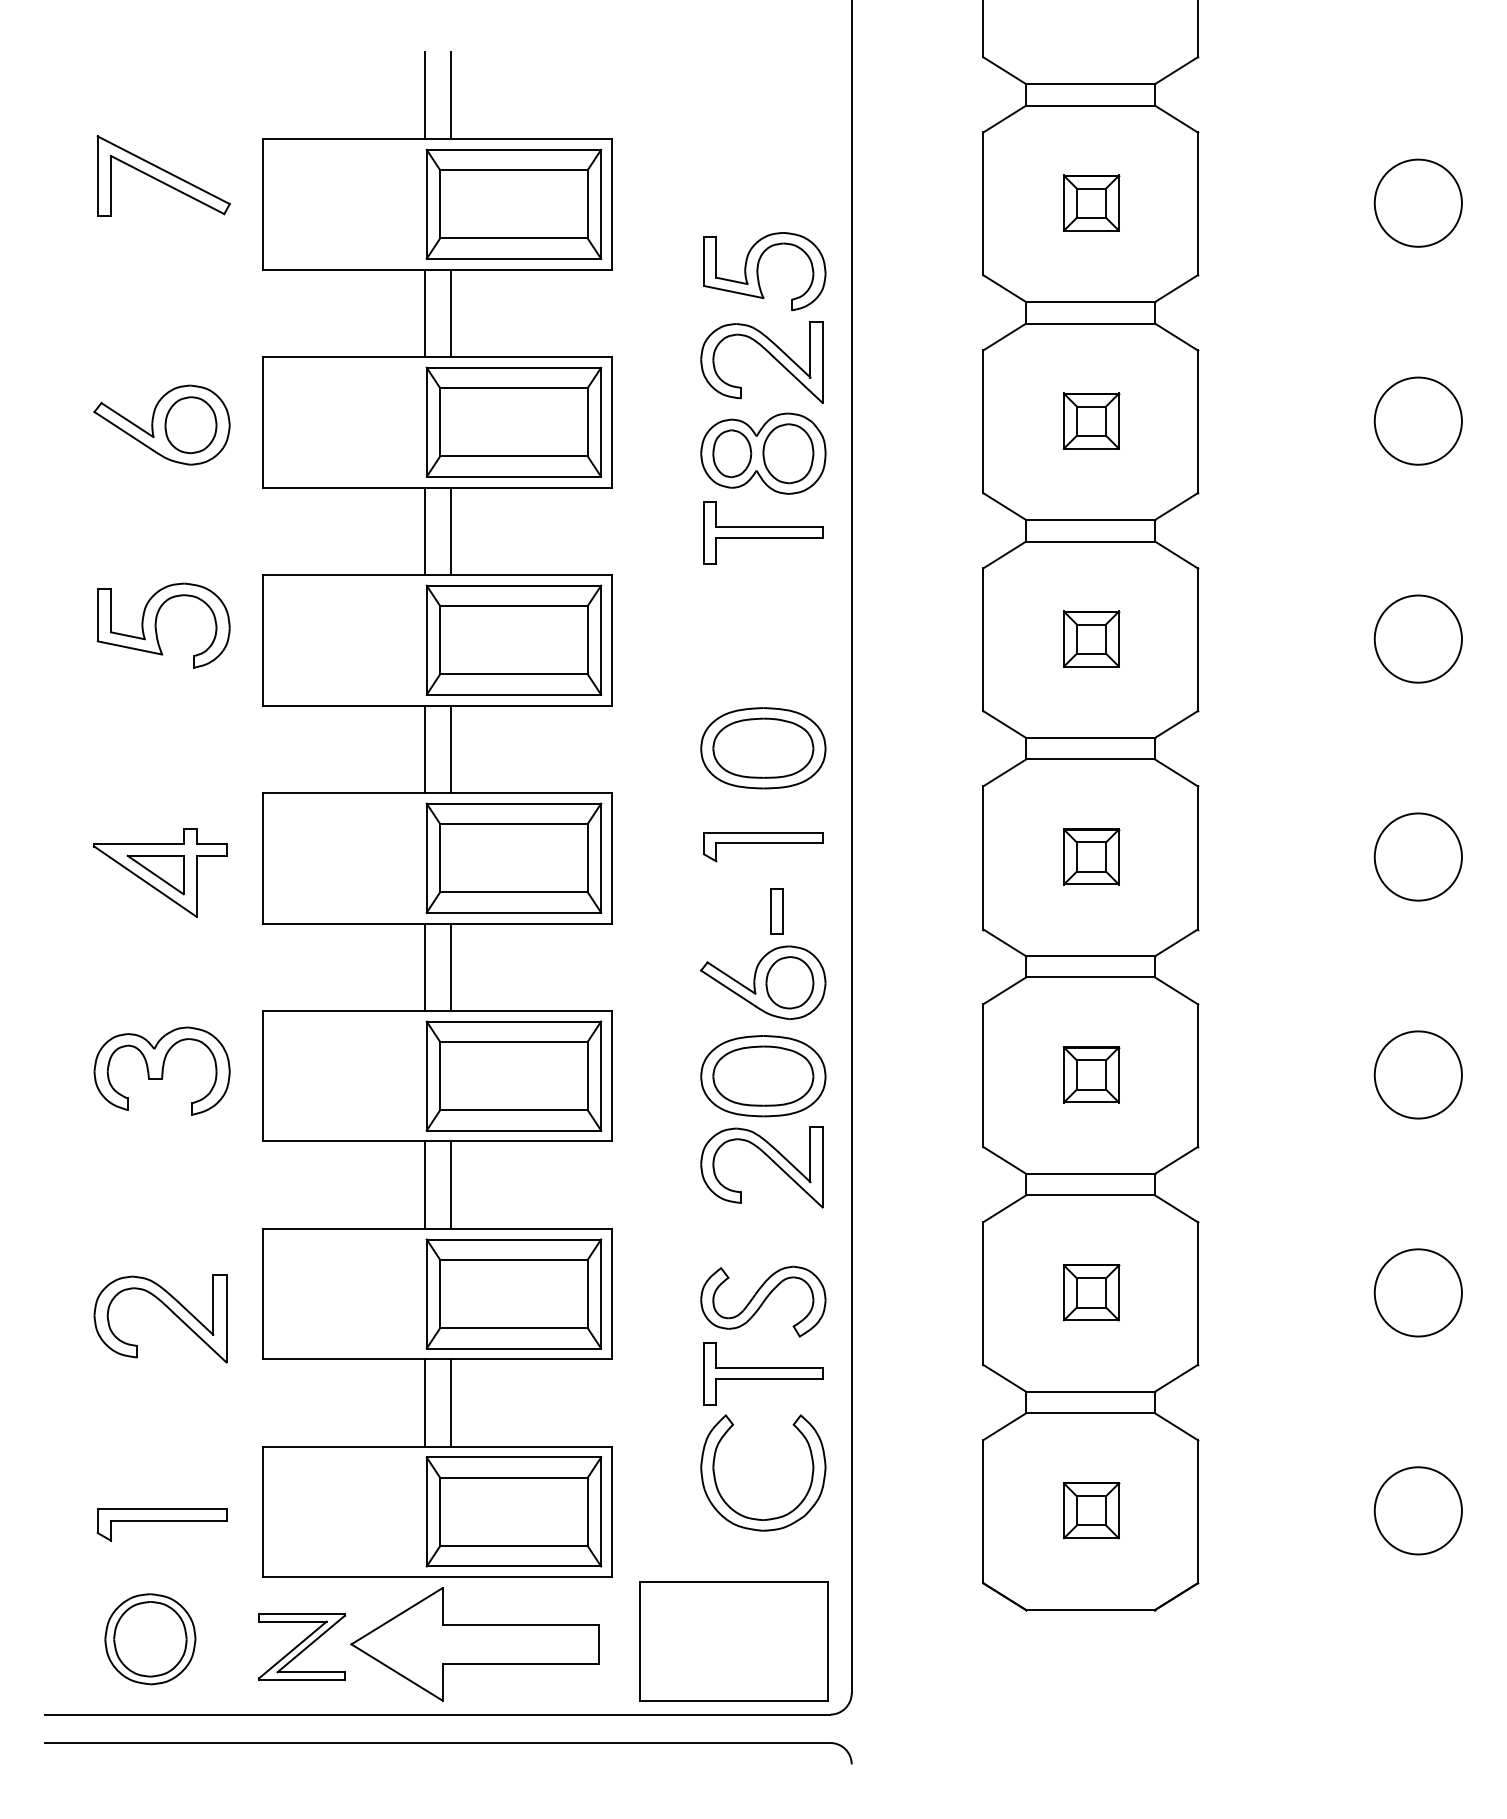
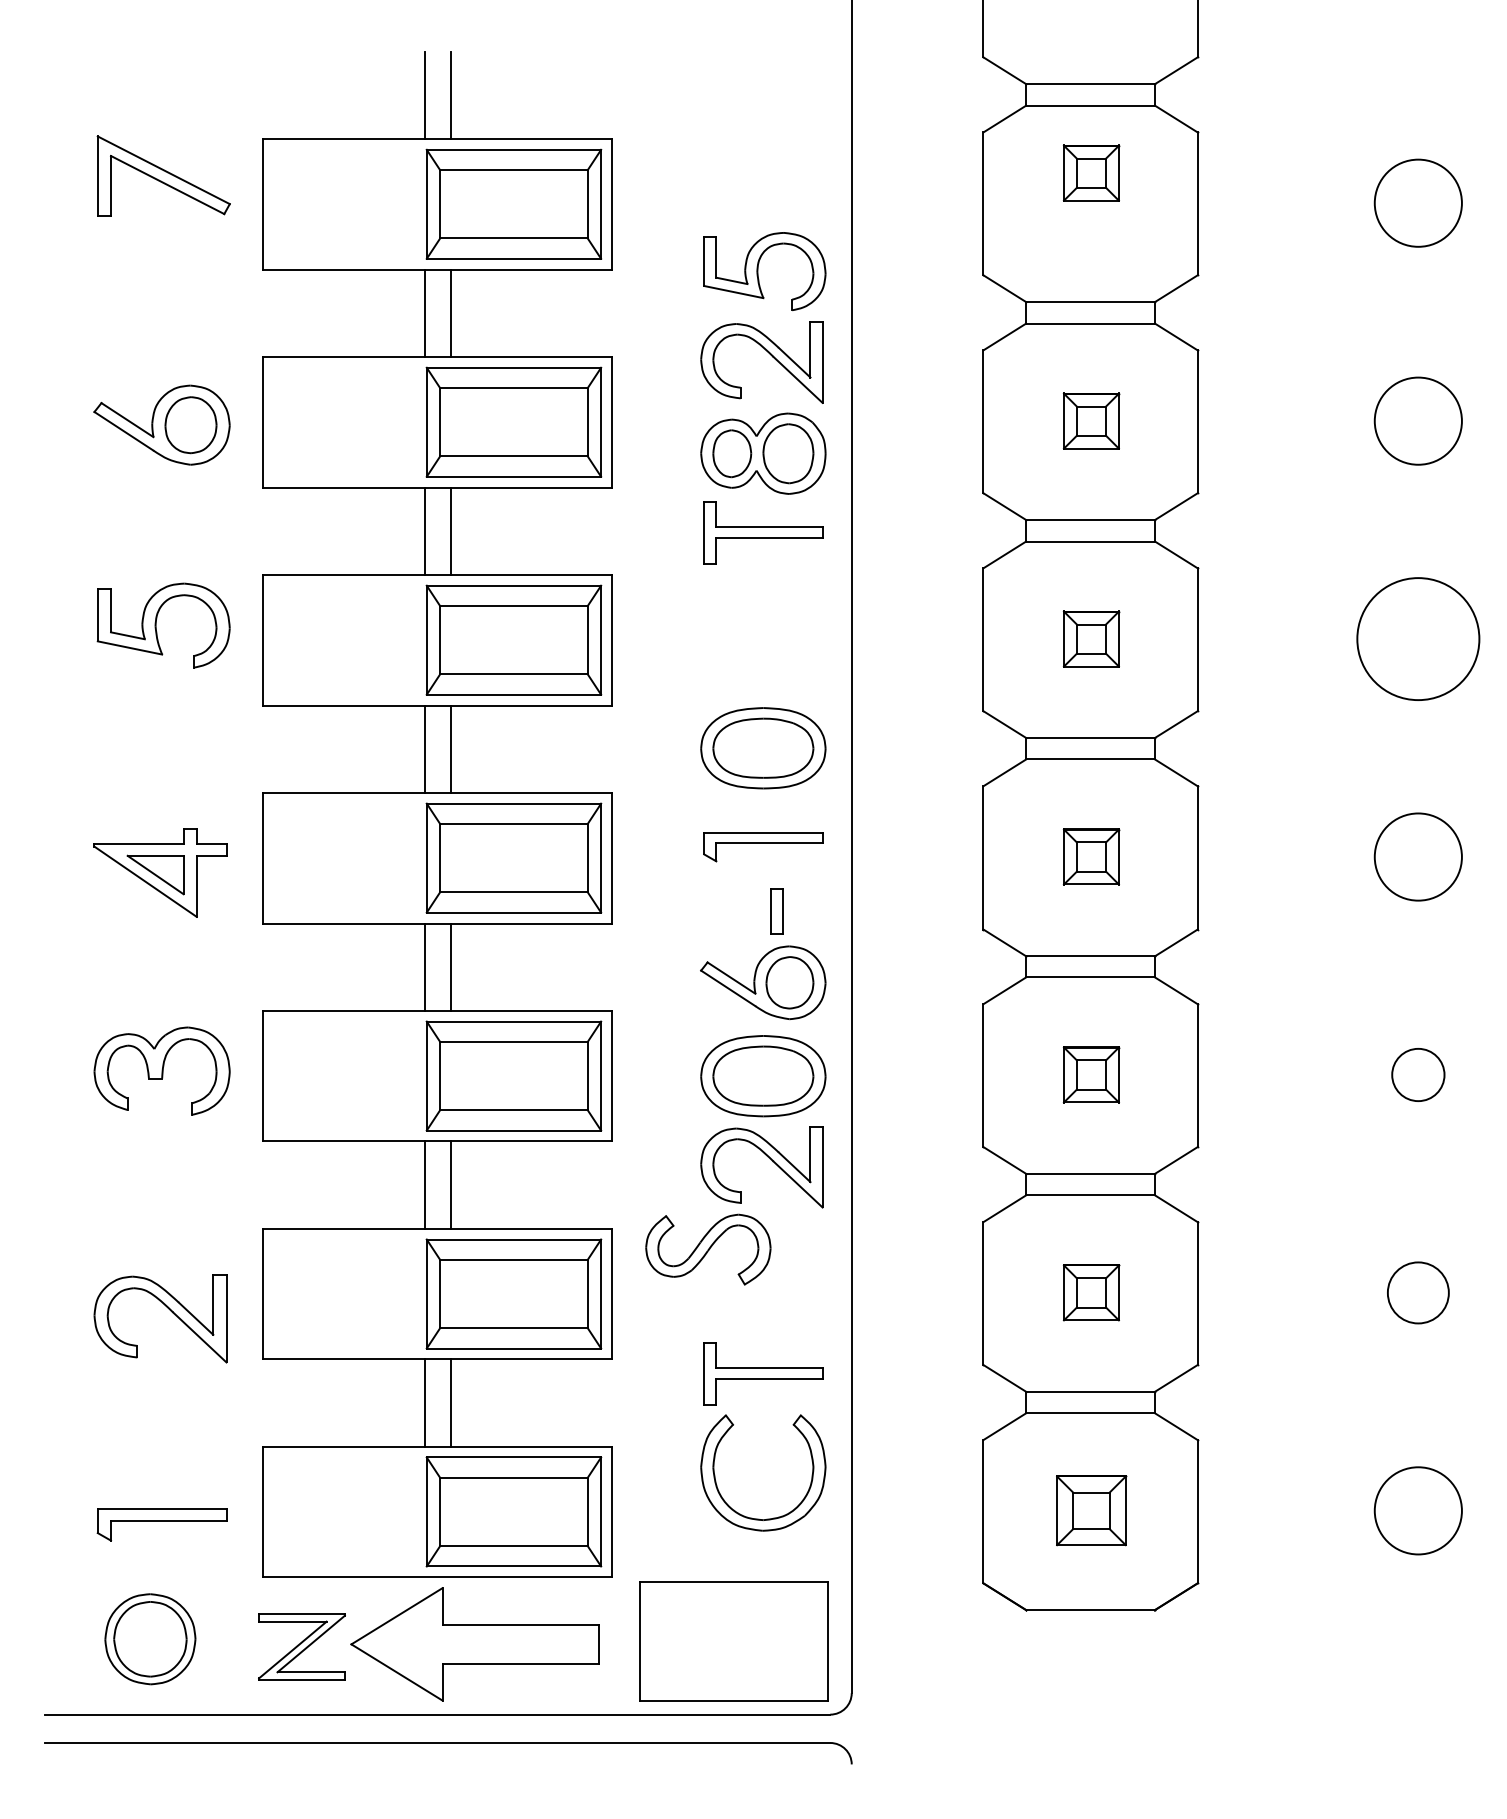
part position: (1091, 202) -> (1091, 172) (1091, 172)
circle diameter: 87 px -> 122 px (1418, 639)
circle diameter: 87 px -> 52 px (1418, 1074)
circle diameter: 87 px -> 61 px (1417, 1292)
part position: (763, 1301) -> (708, 1249) (708, 1249)
part size: 59x58 px -> 72x72 px (1091, 1510)
